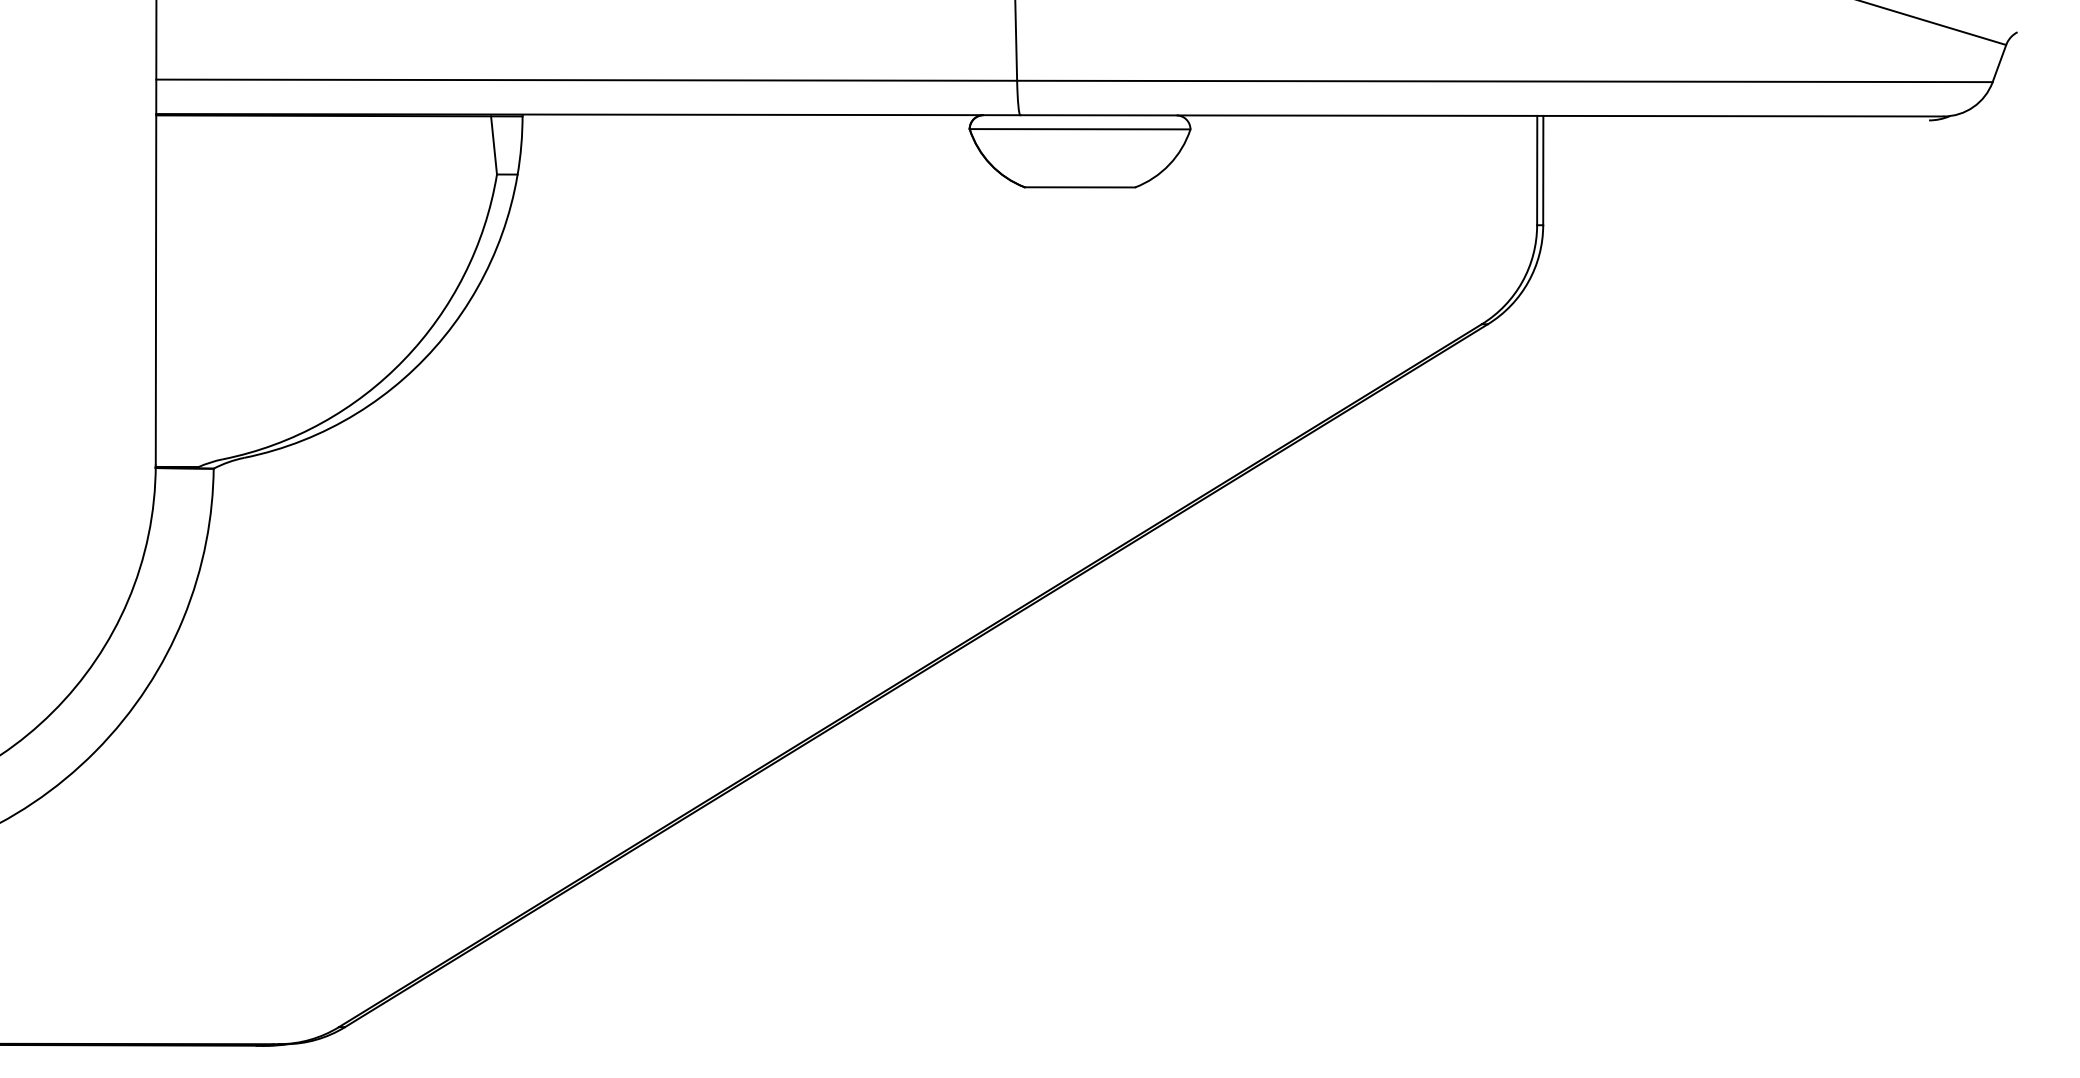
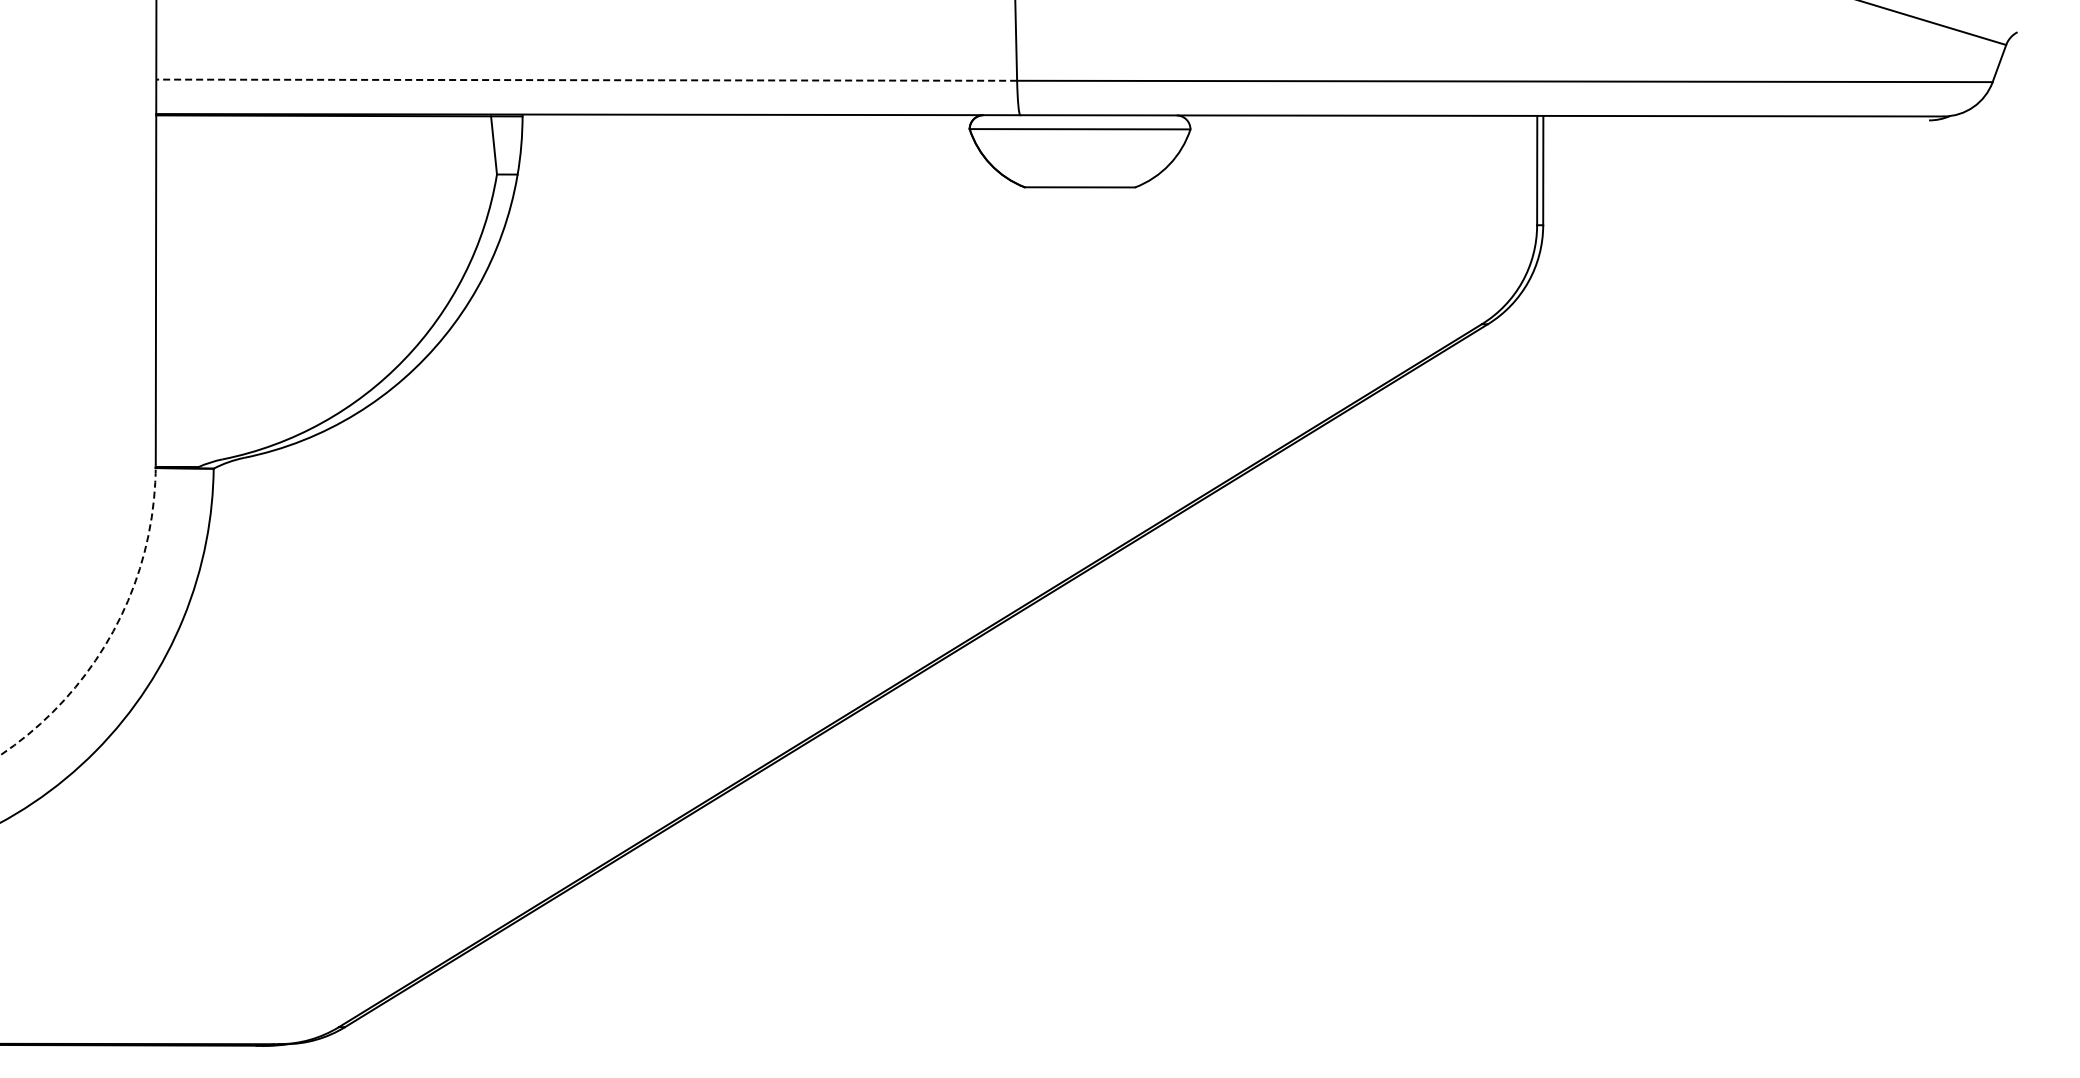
line: solid -> dashed (586, 80)
arc: solid -> dashed (115, 627)
